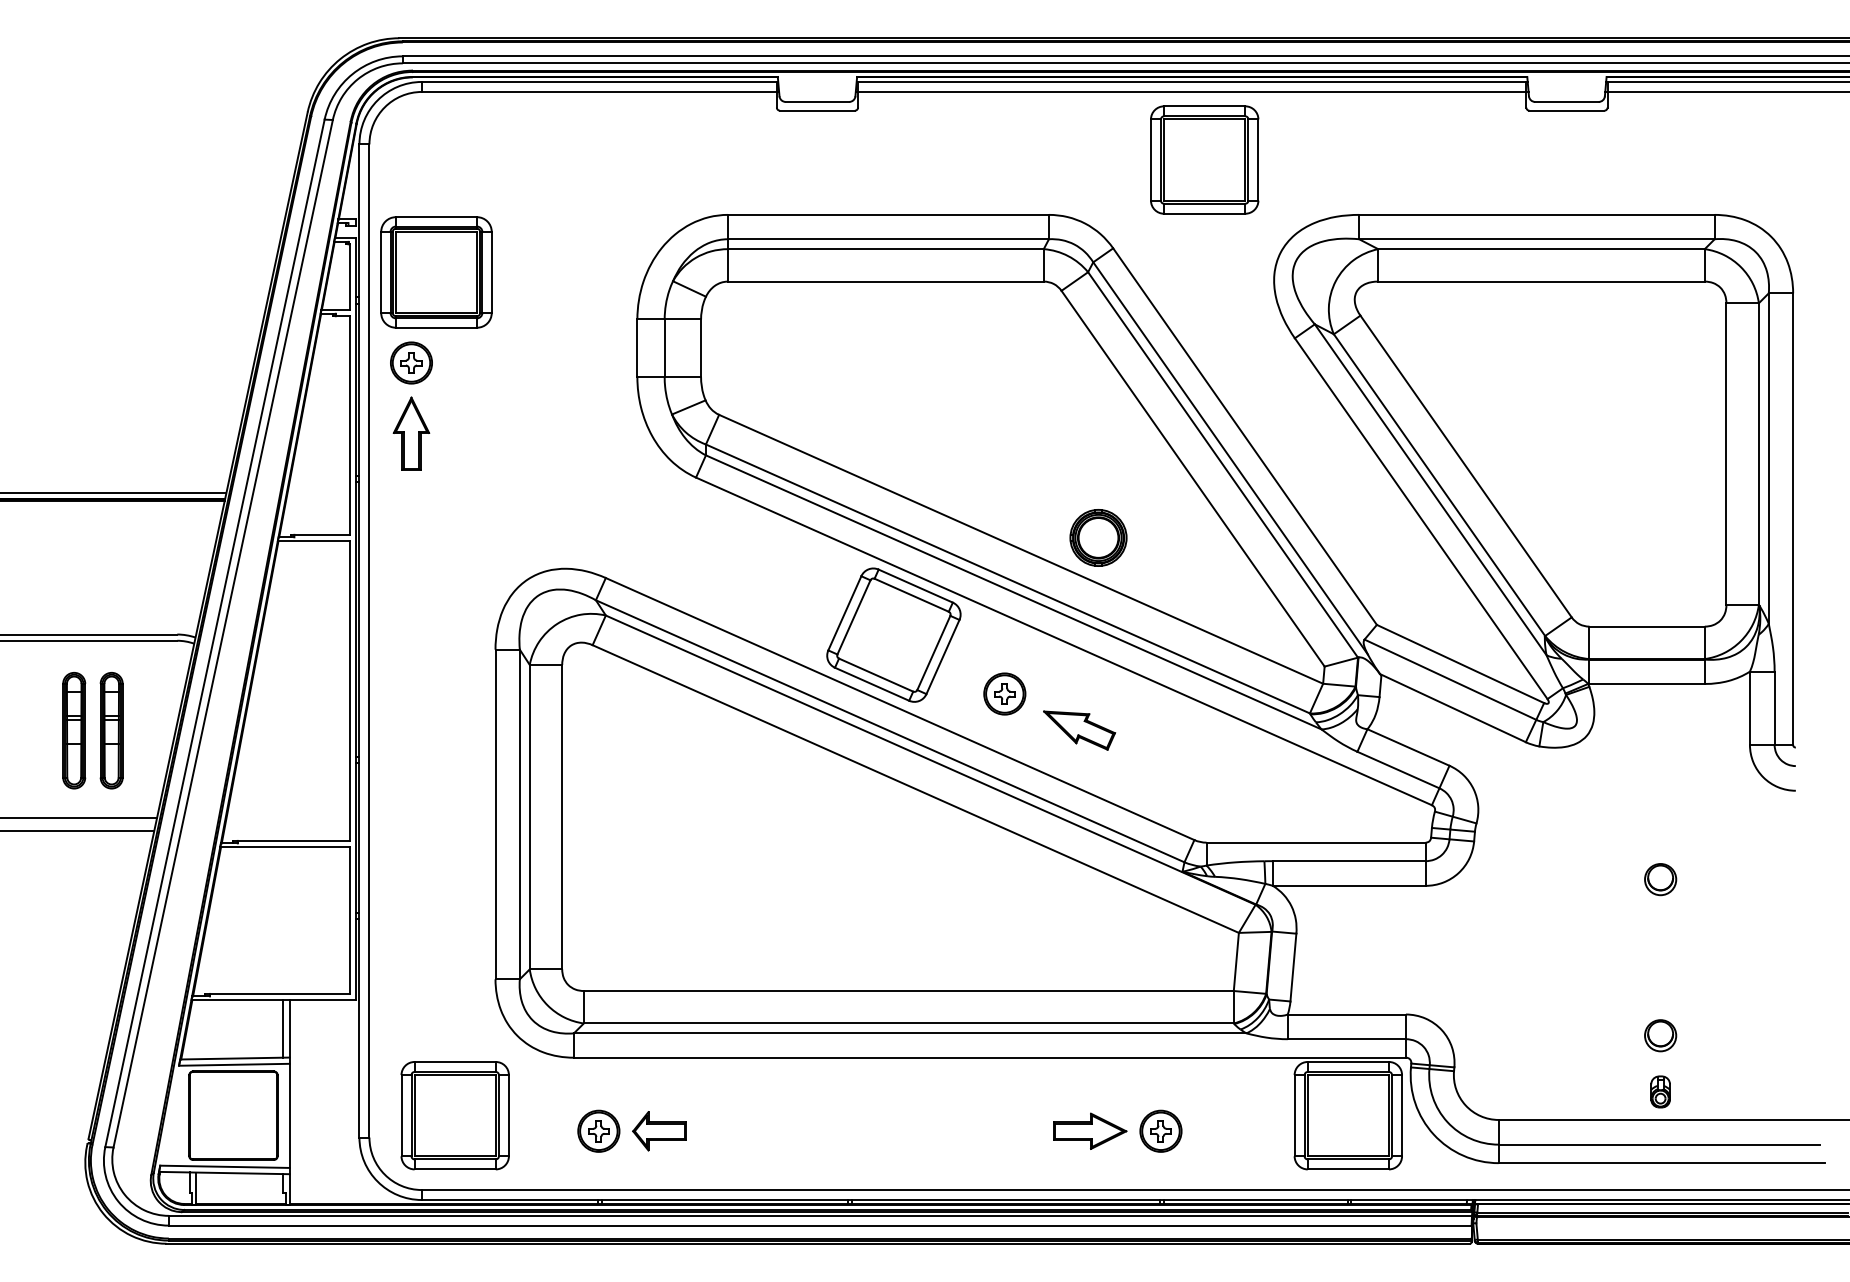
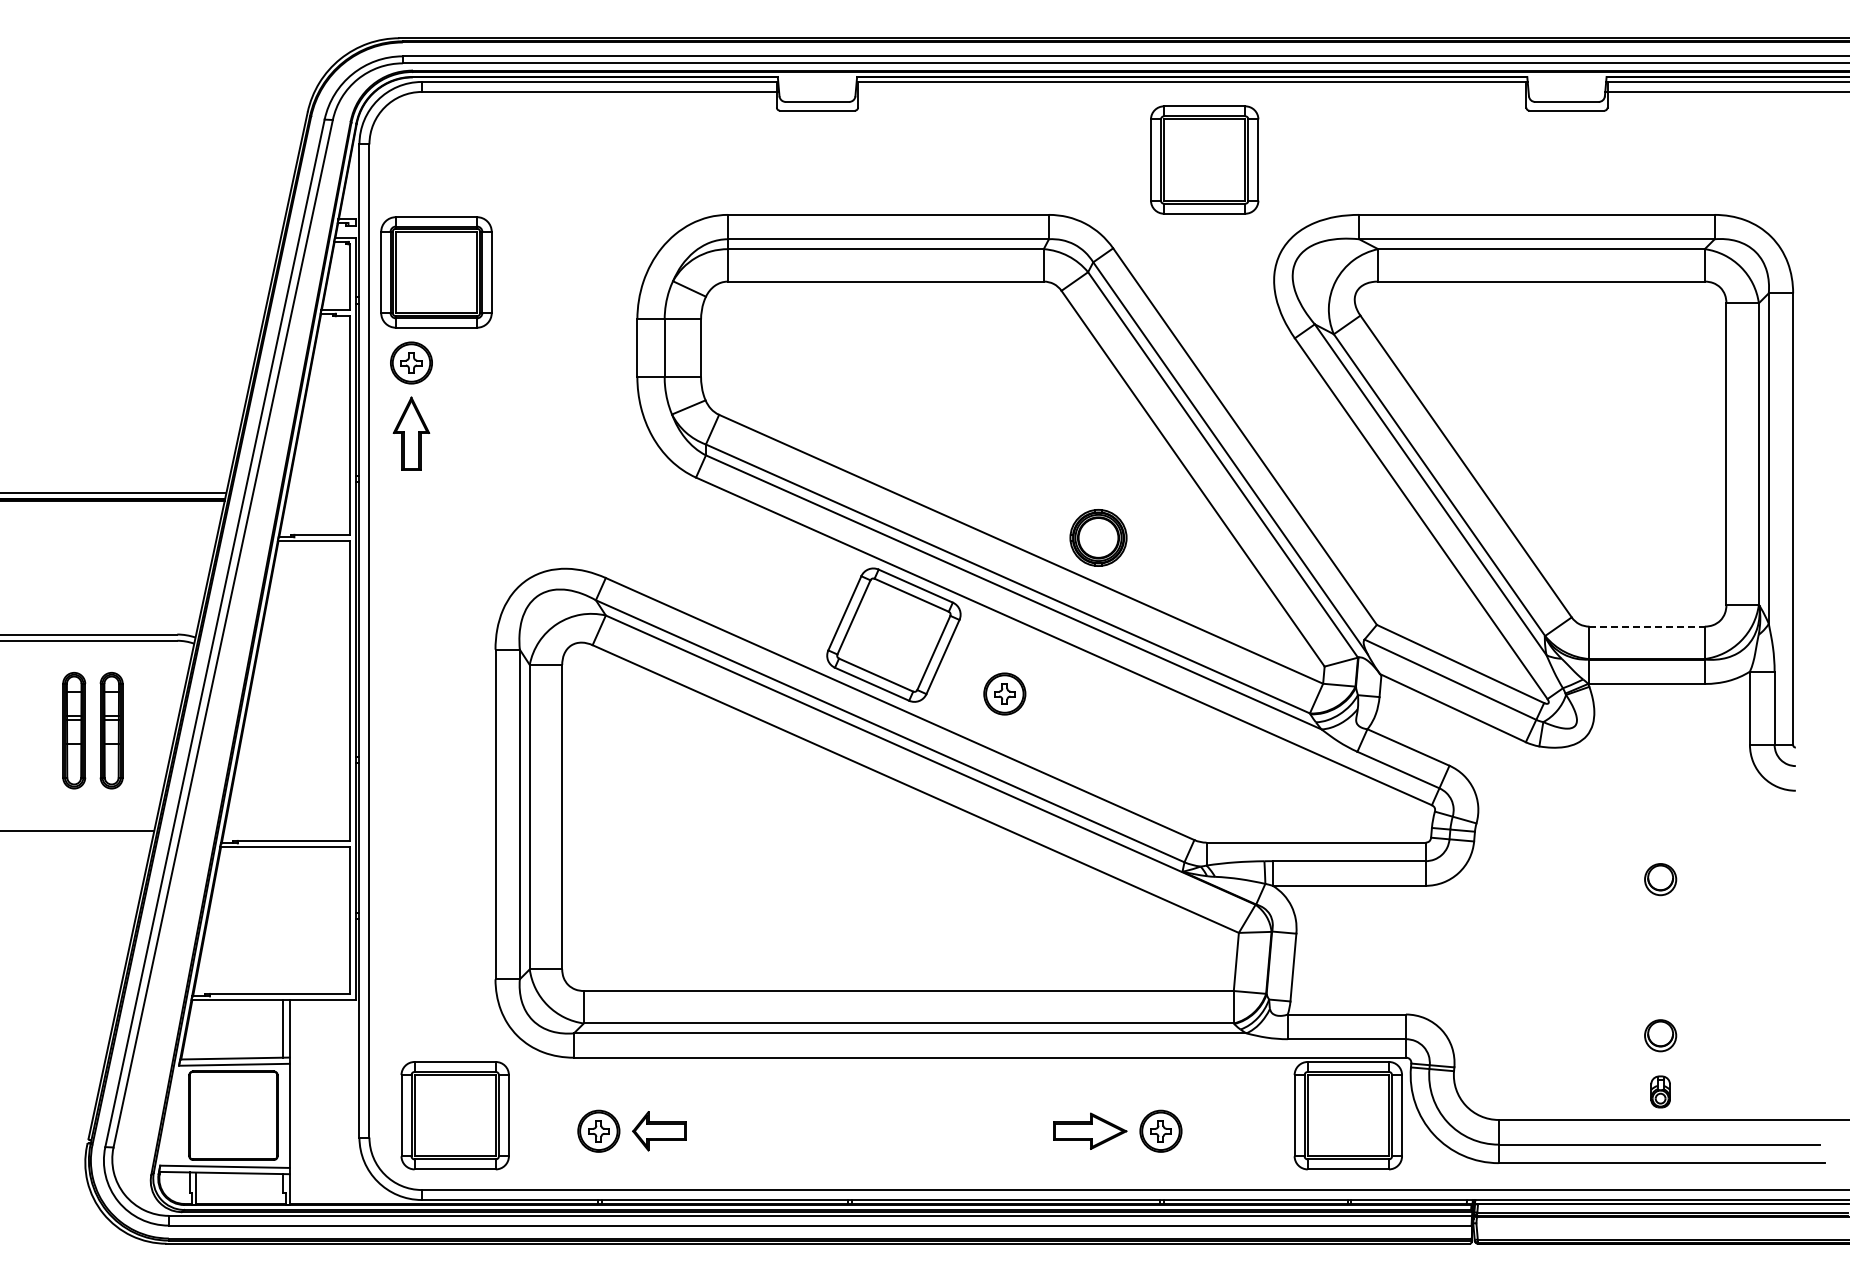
line: present -> none (1191, 91)
line: solid -> dashed (1647, 626)
part: present -> none (1079, 730)
line: present -> none (79, 818)
